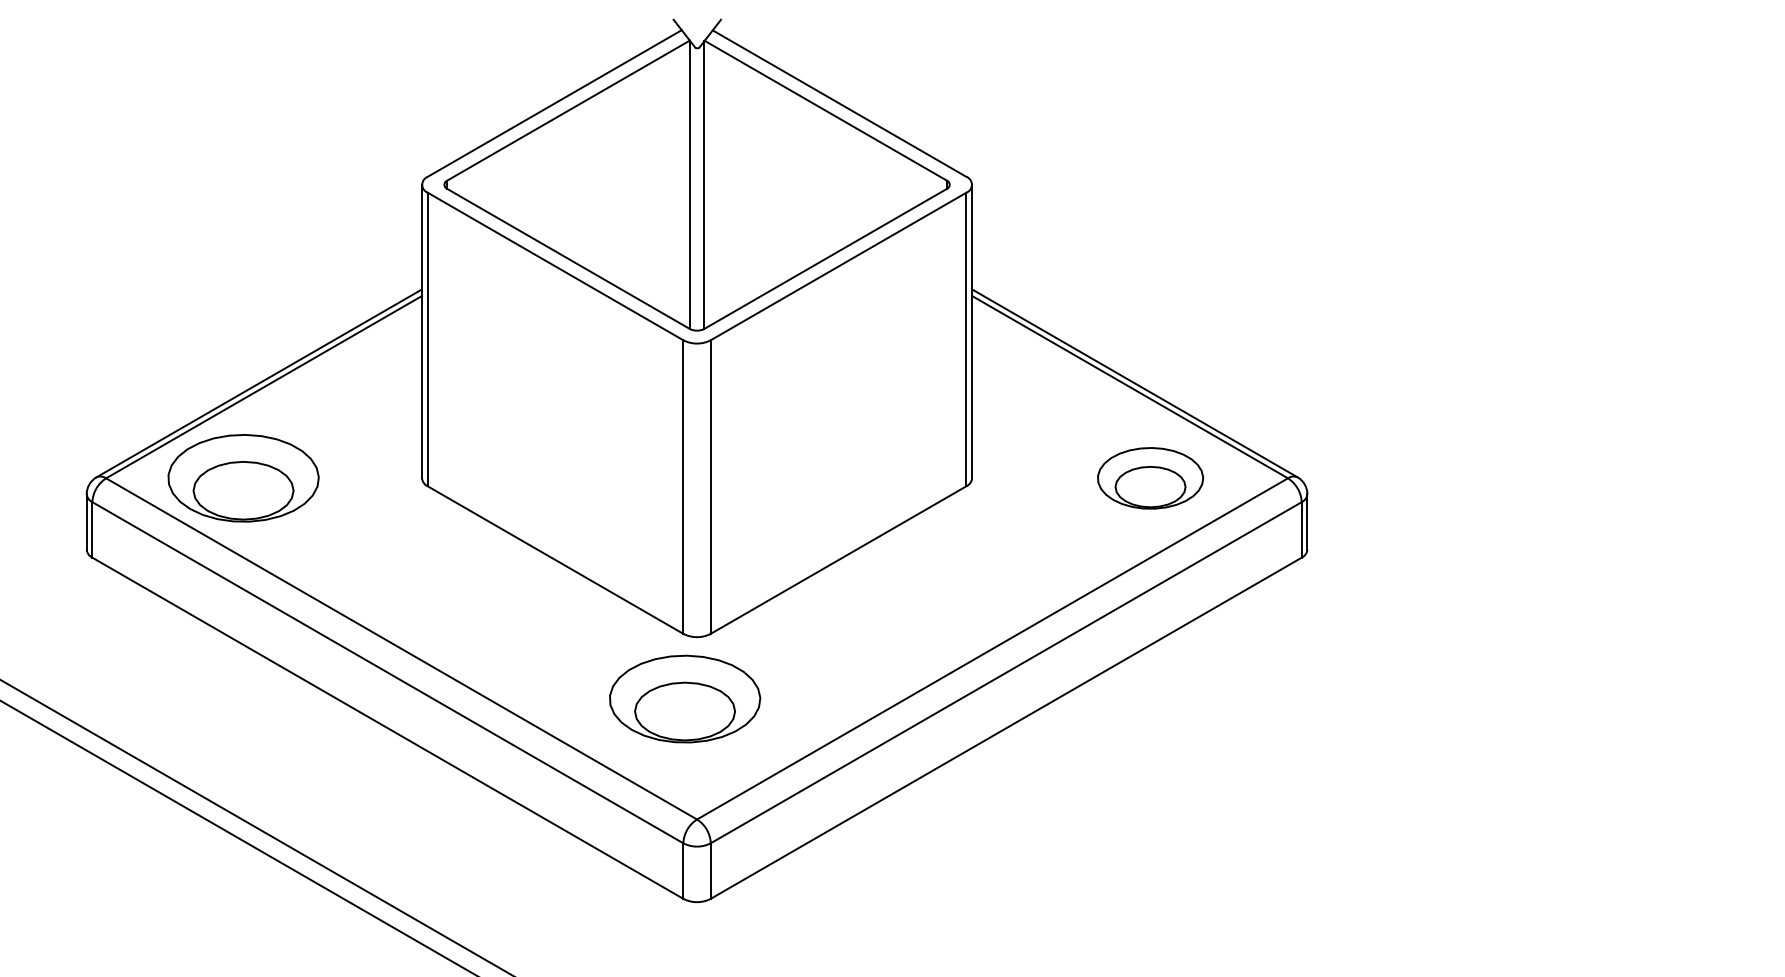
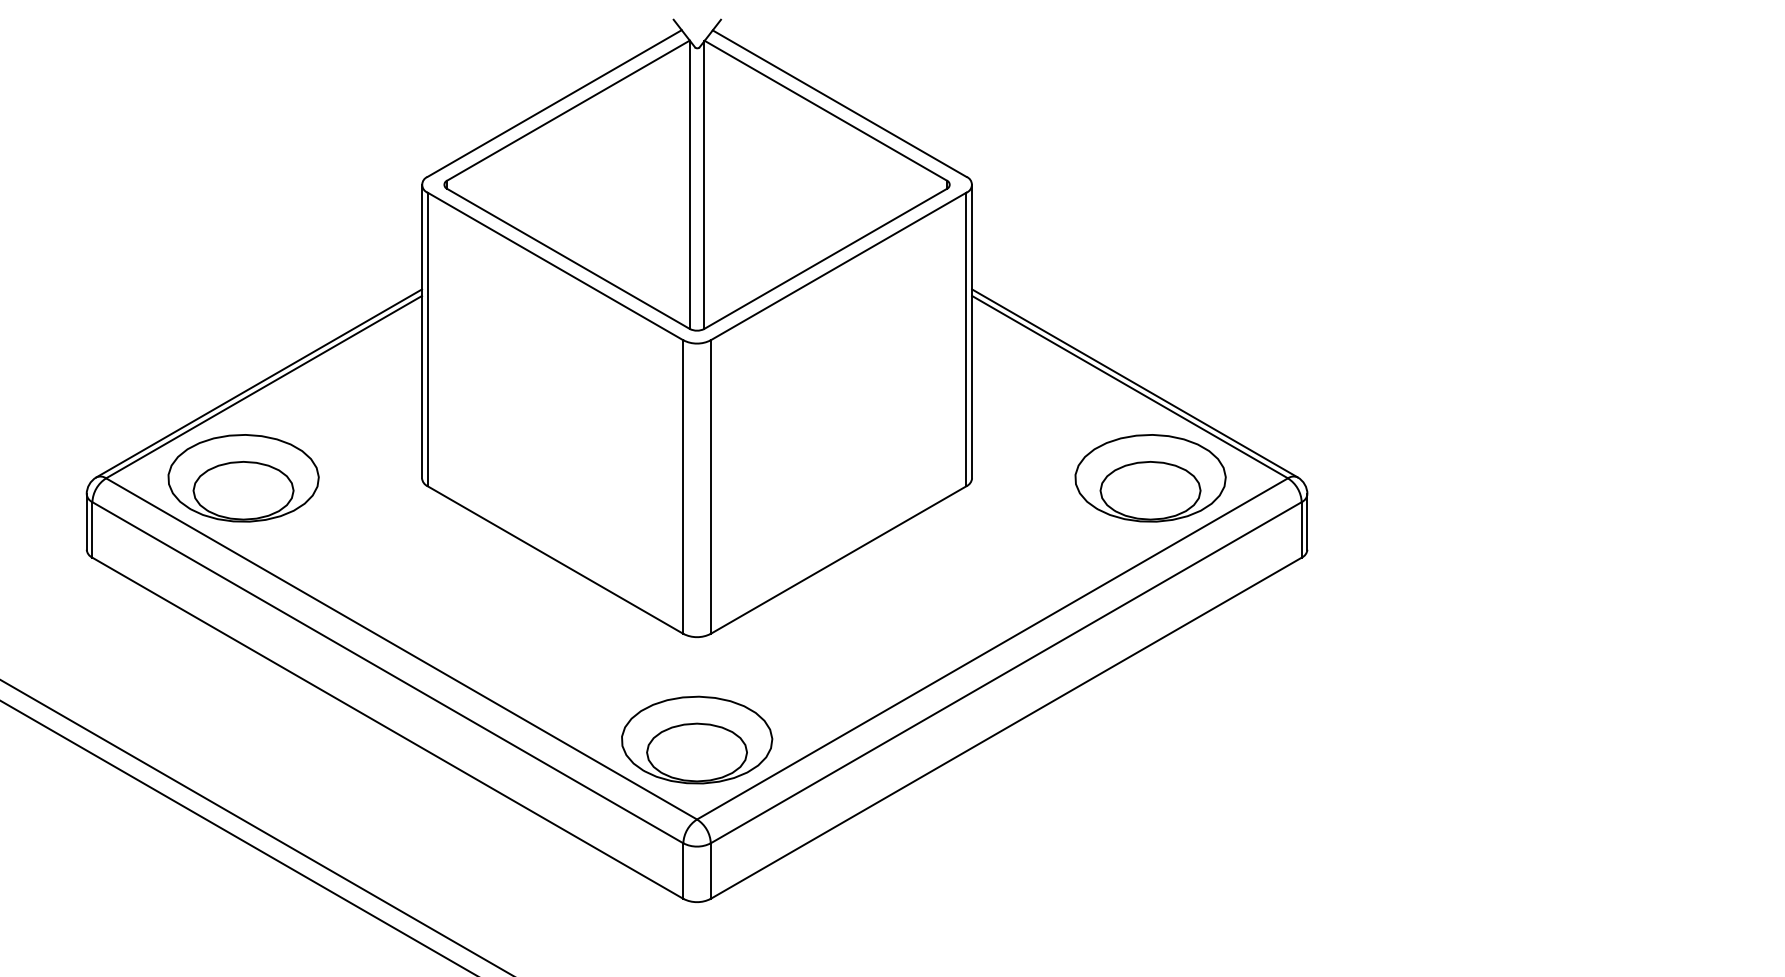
part size: 108x63 px -> 153x89 px (1150, 478)
part position: (685, 698) -> (697, 739) (697, 739)
